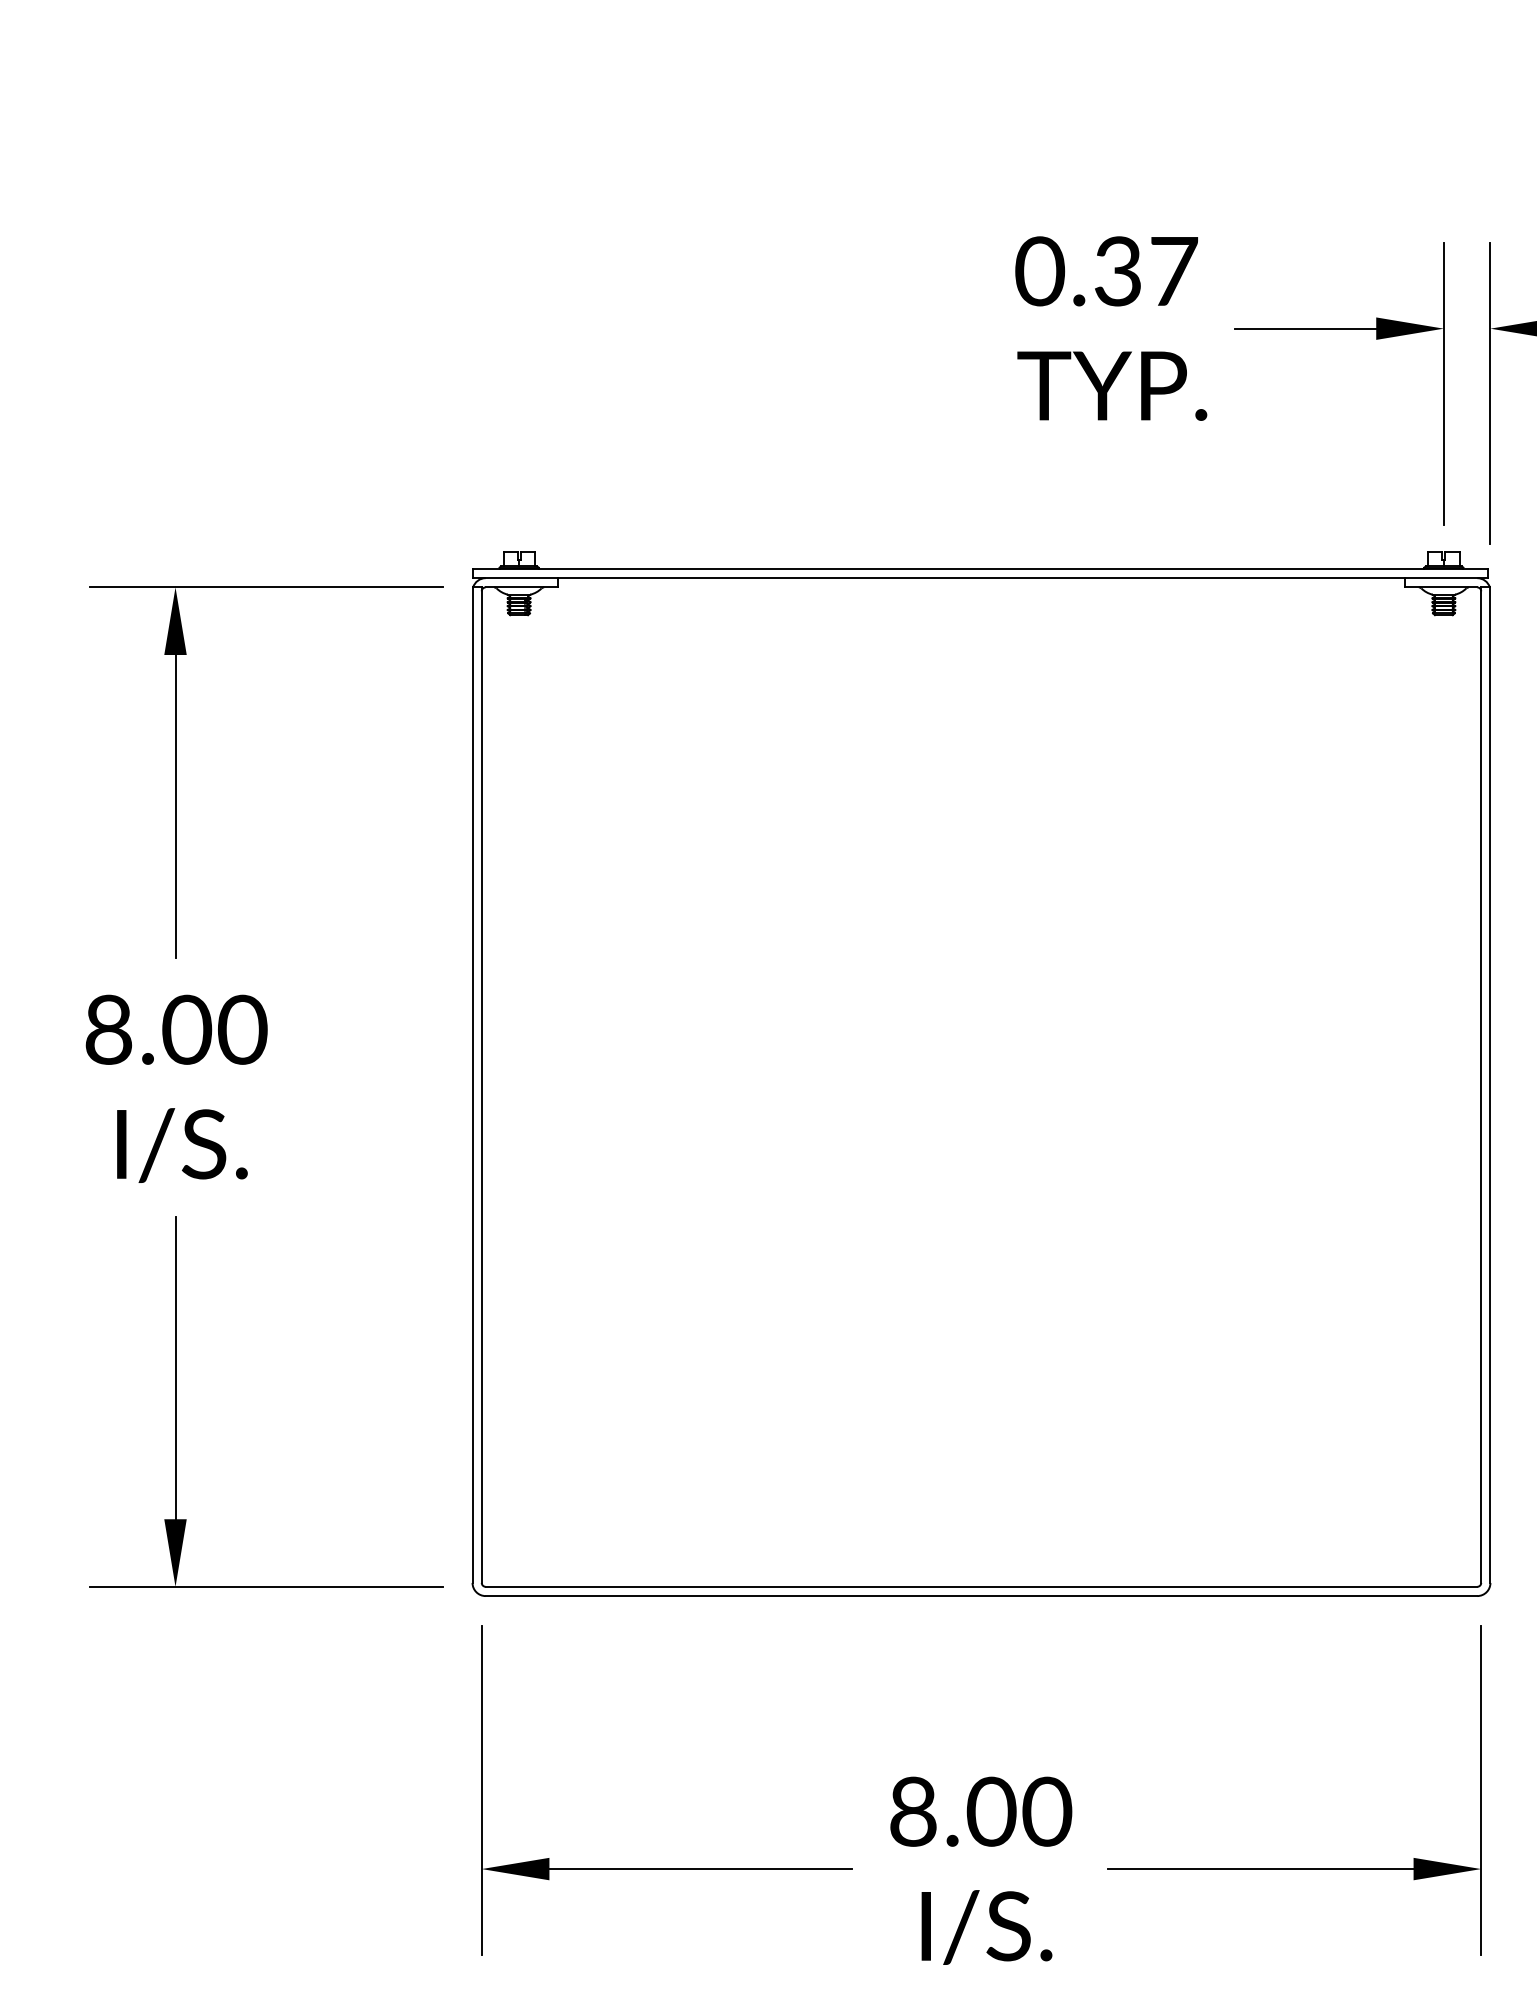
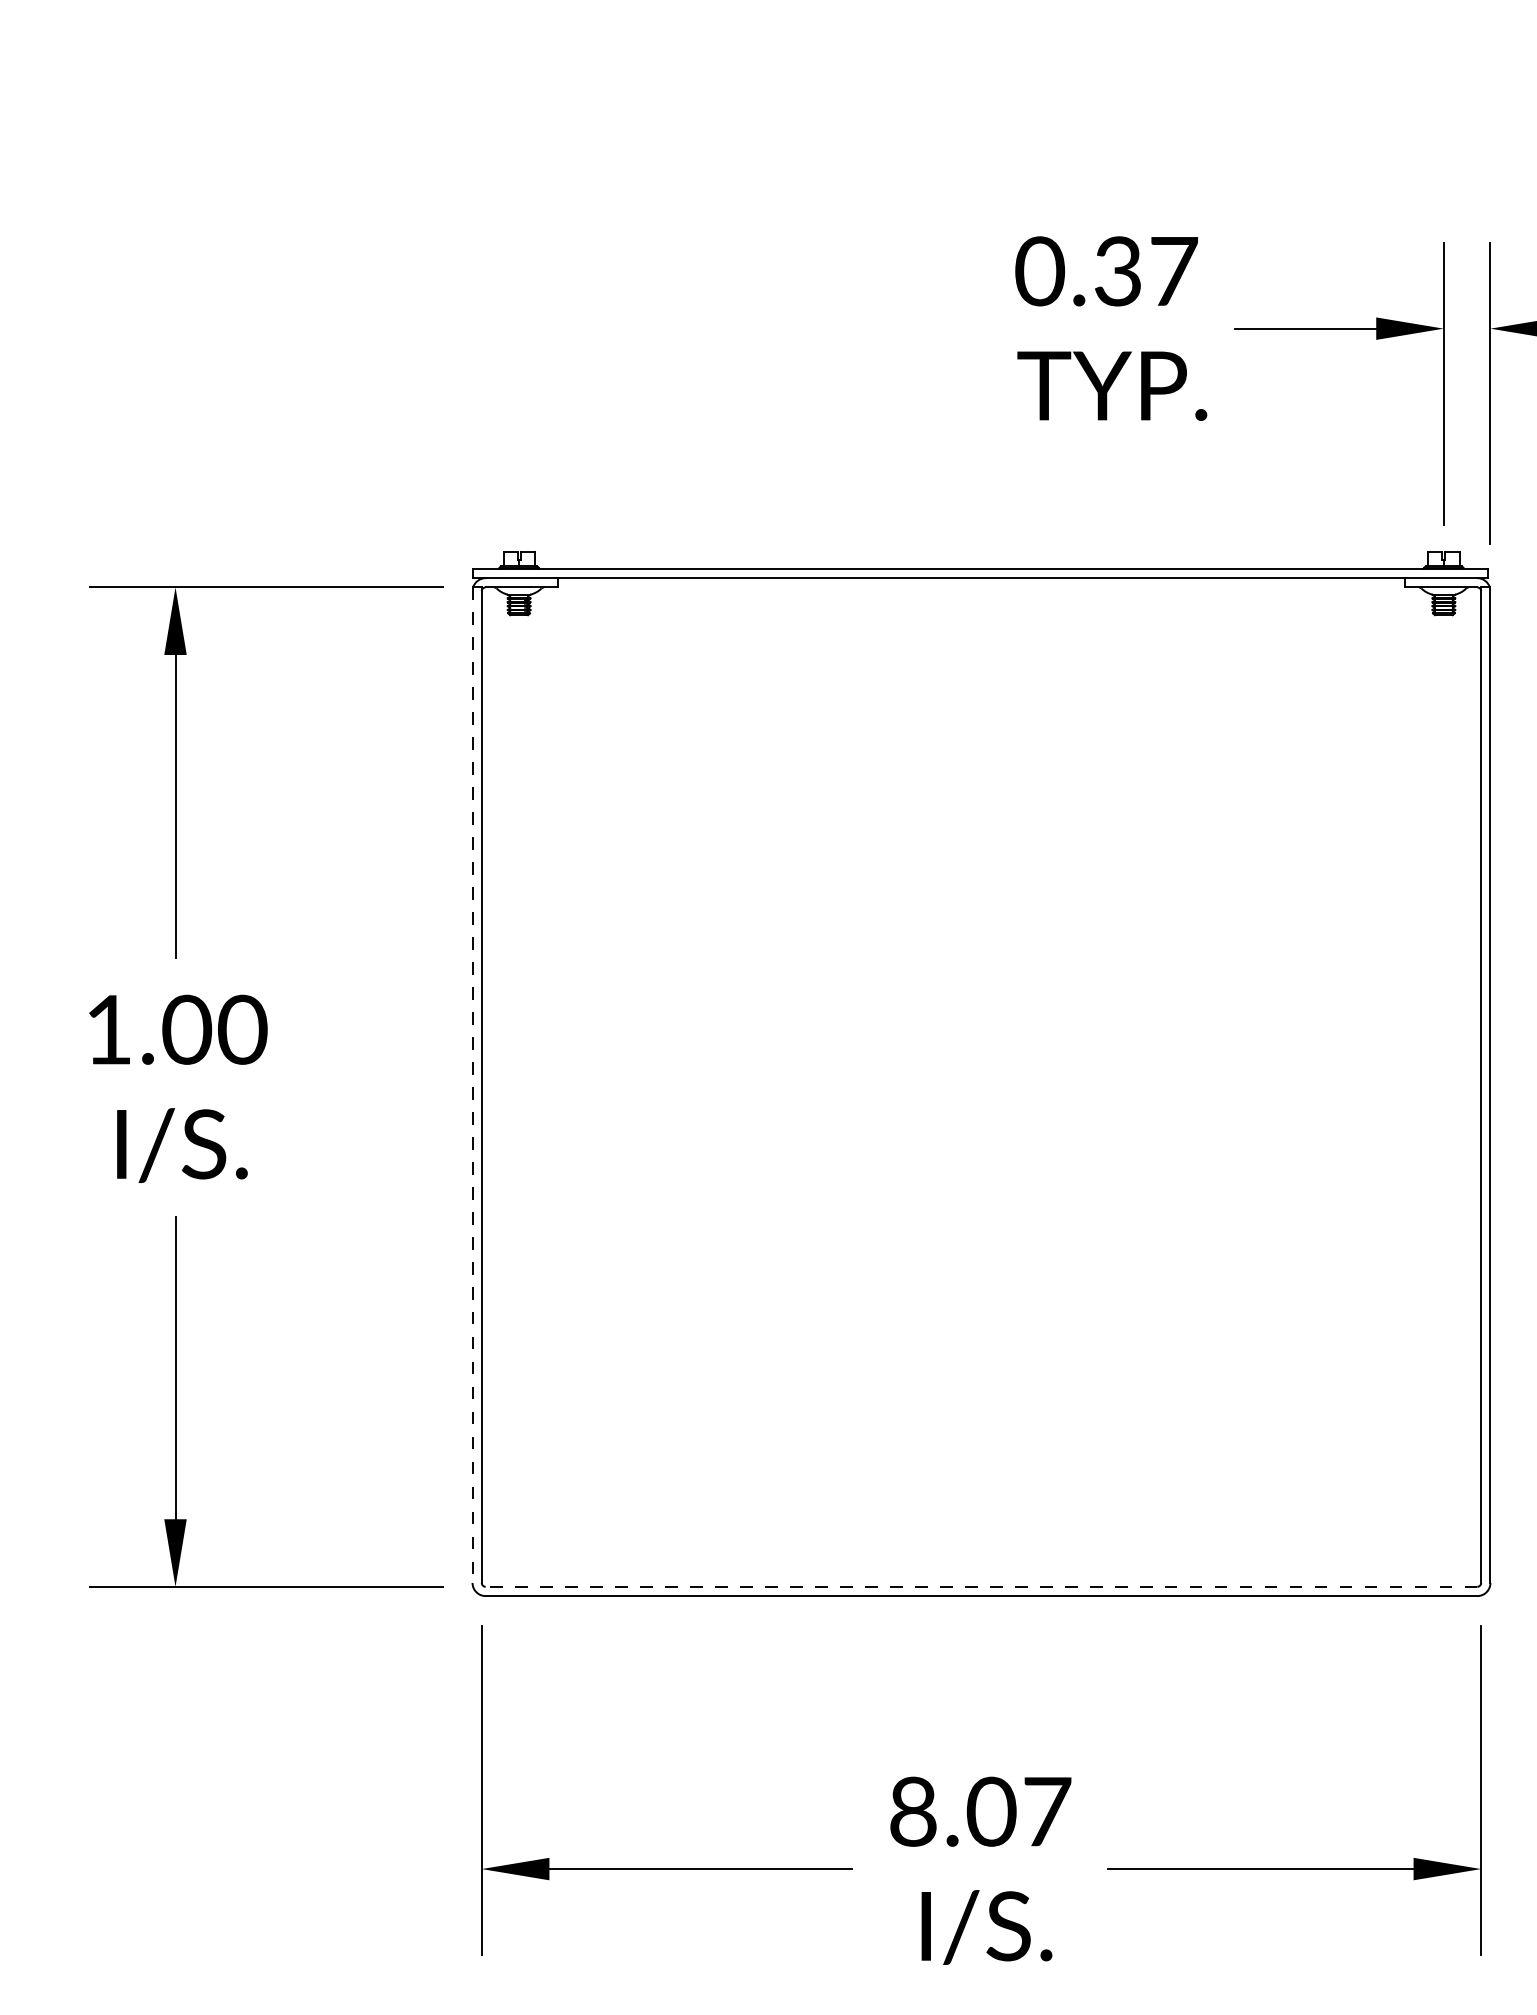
text: 8.00 -> 1.00 (108, 1029)
line: solid -> dashed (472, 1085)
line: solid -> dashed (981, 1586)
text: 8.00 -> 8.07 (1047, 1811)
